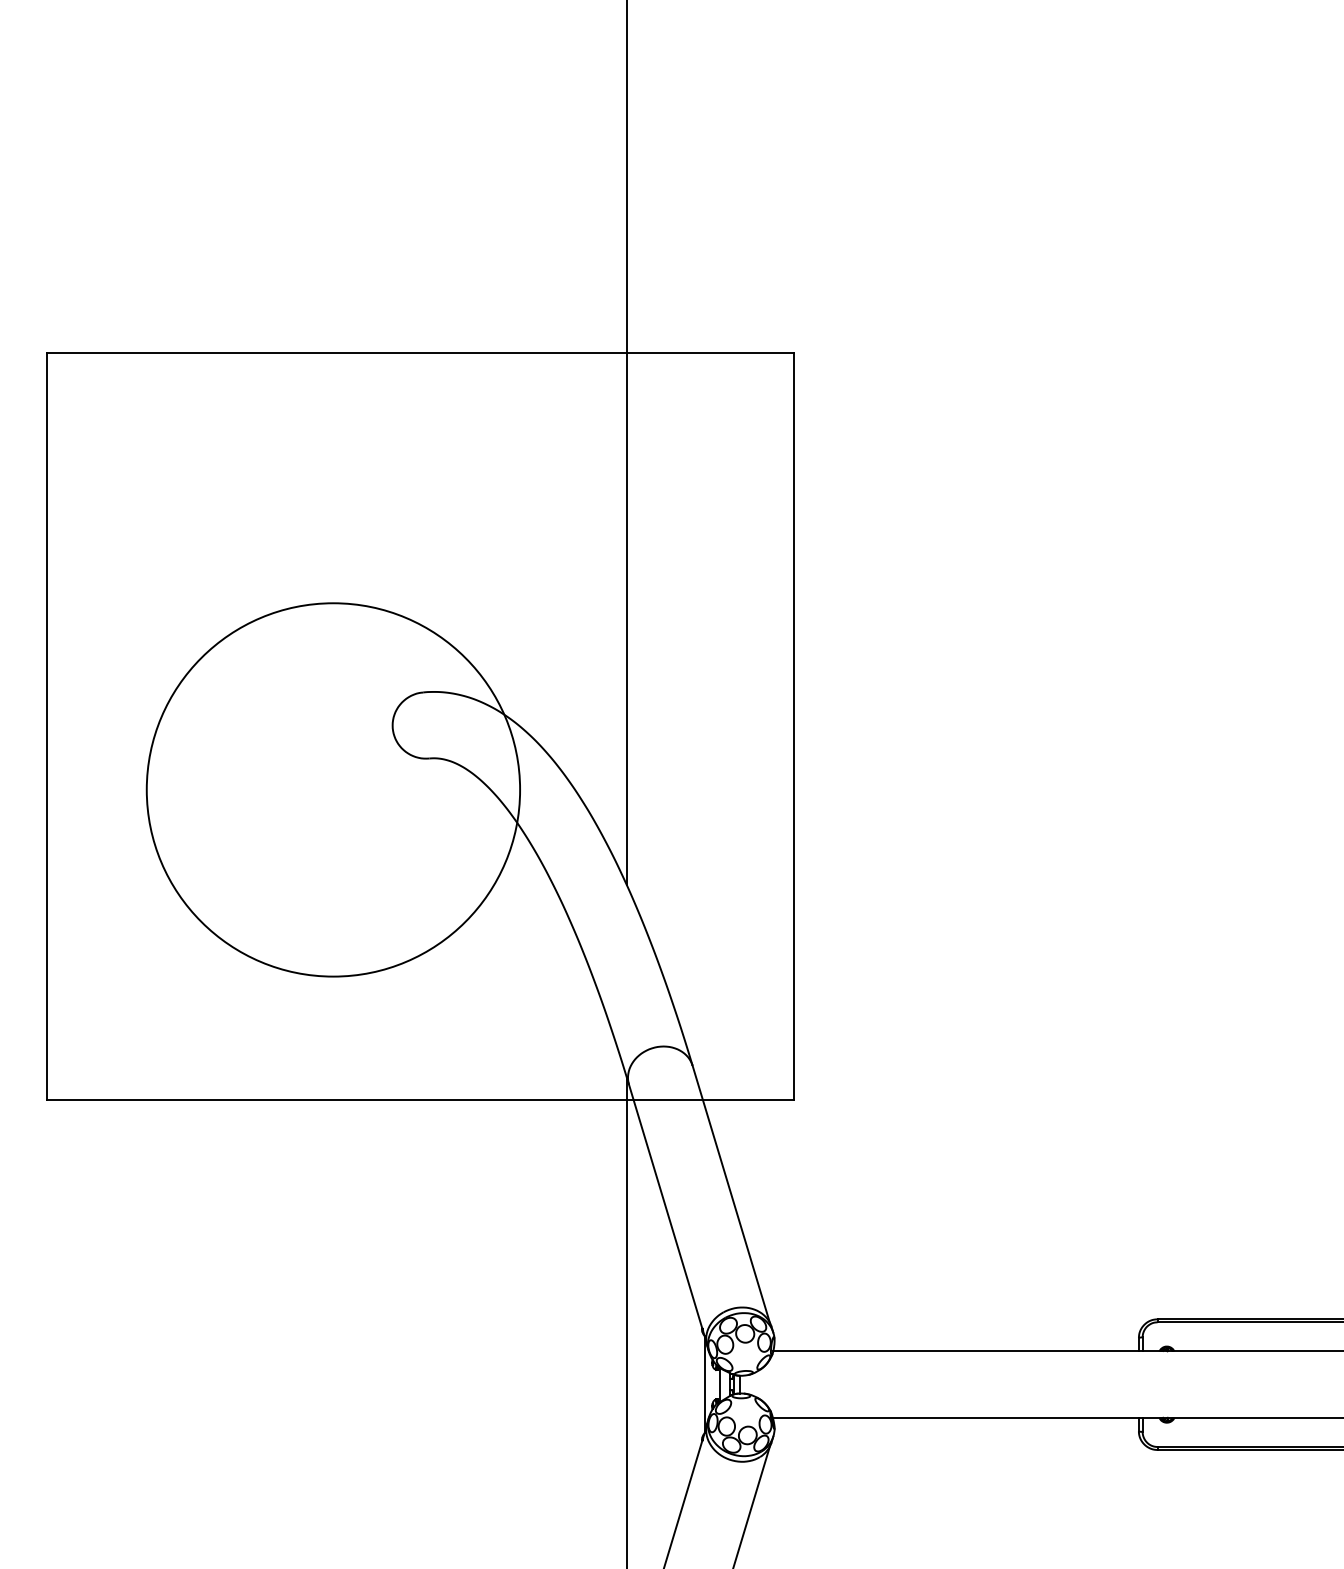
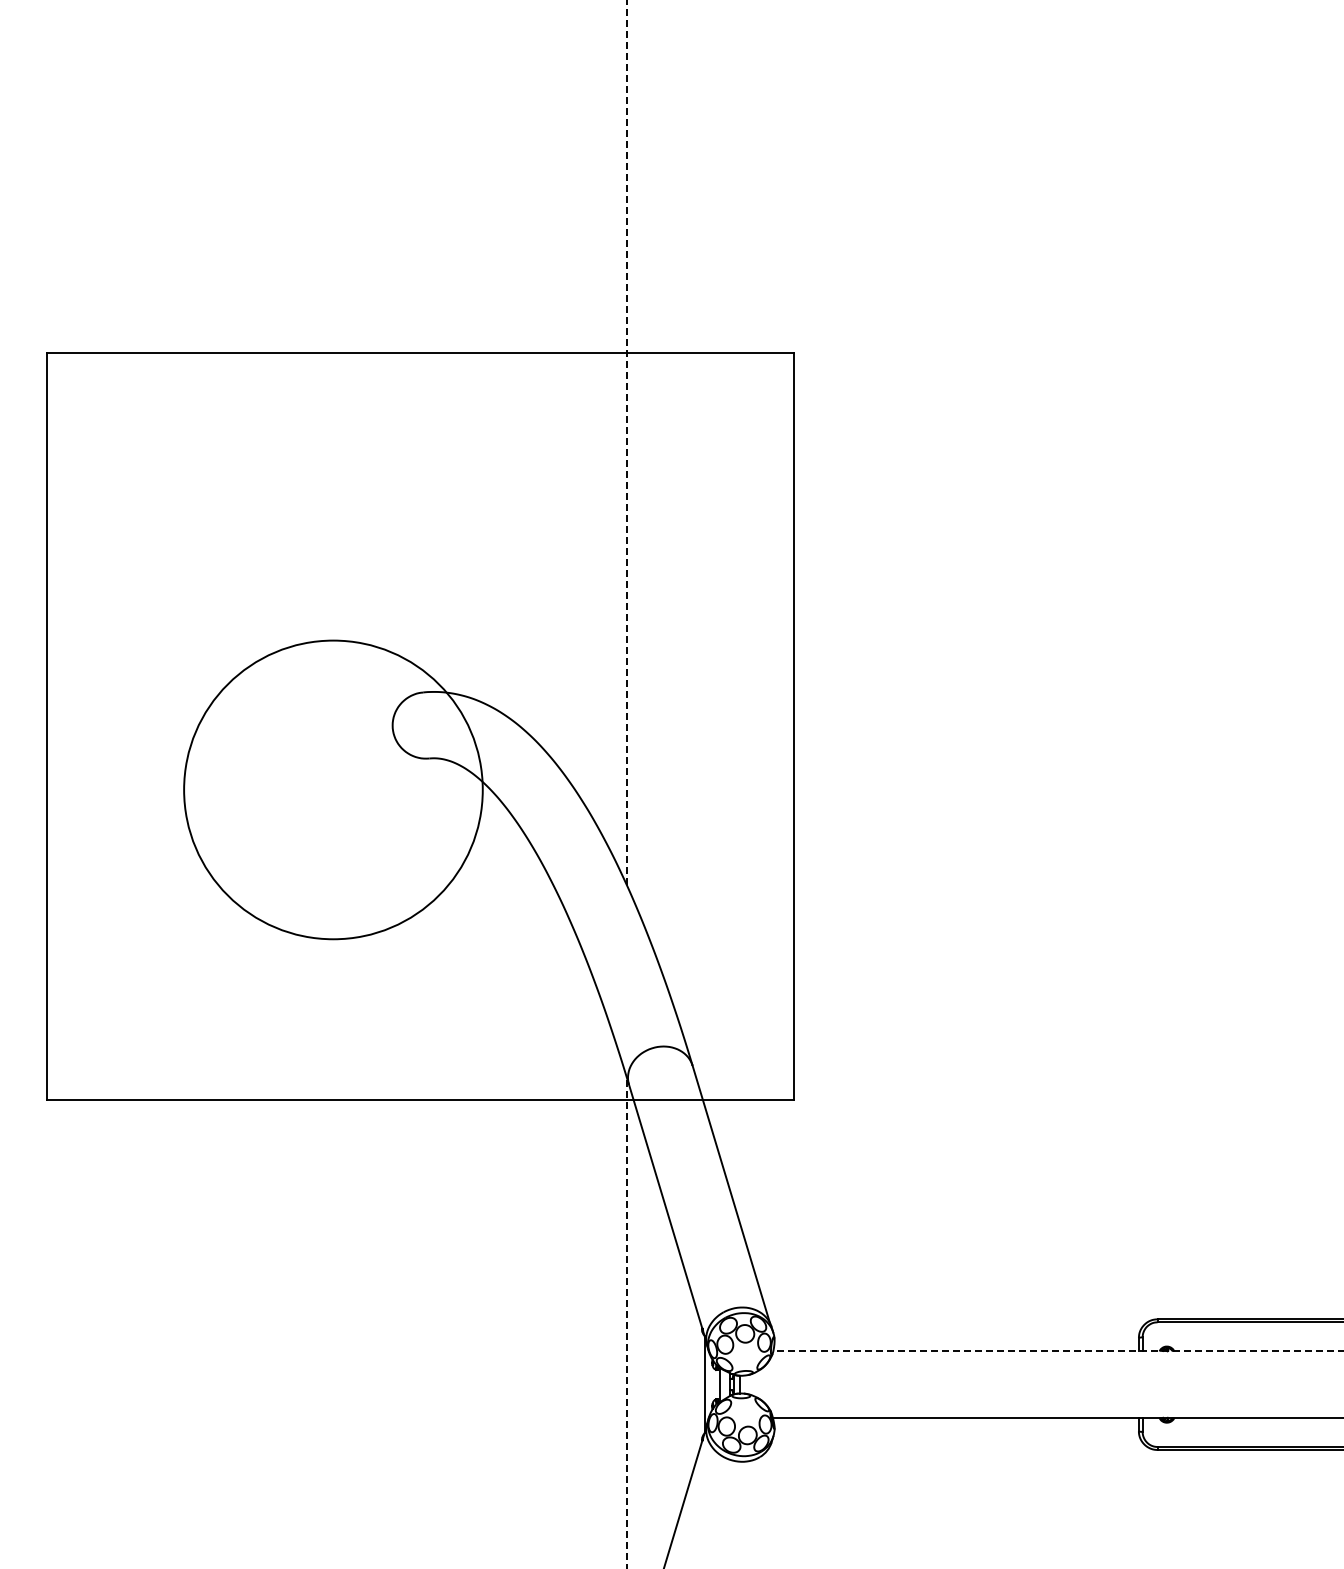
line: solid -> dashed (626, 442)
circle diameter: 373 px -> 299 px (333, 789)
line: solid -> dashed (626, 1322)
line: solid -> dashed (1058, 1351)
line: present -> none (751, 1505)
